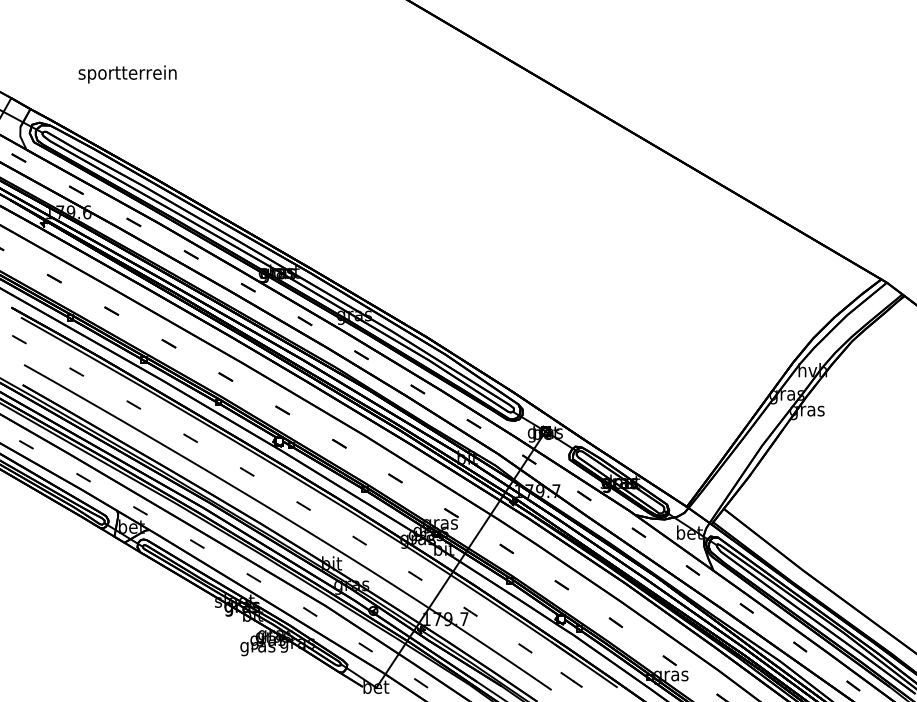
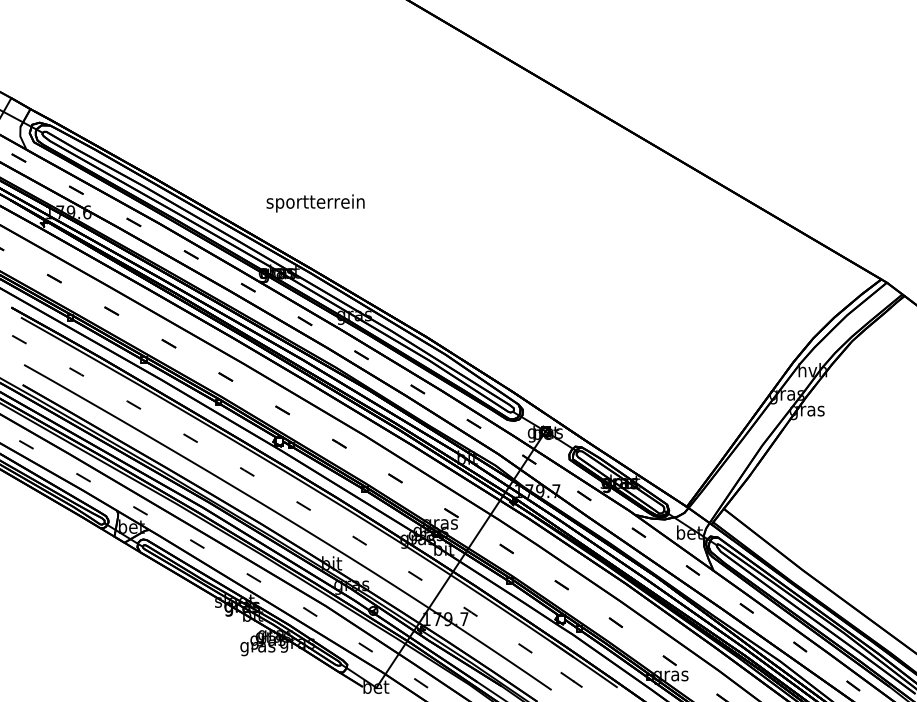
text position: (127, 74) -> (315, 203) (315, 203)
